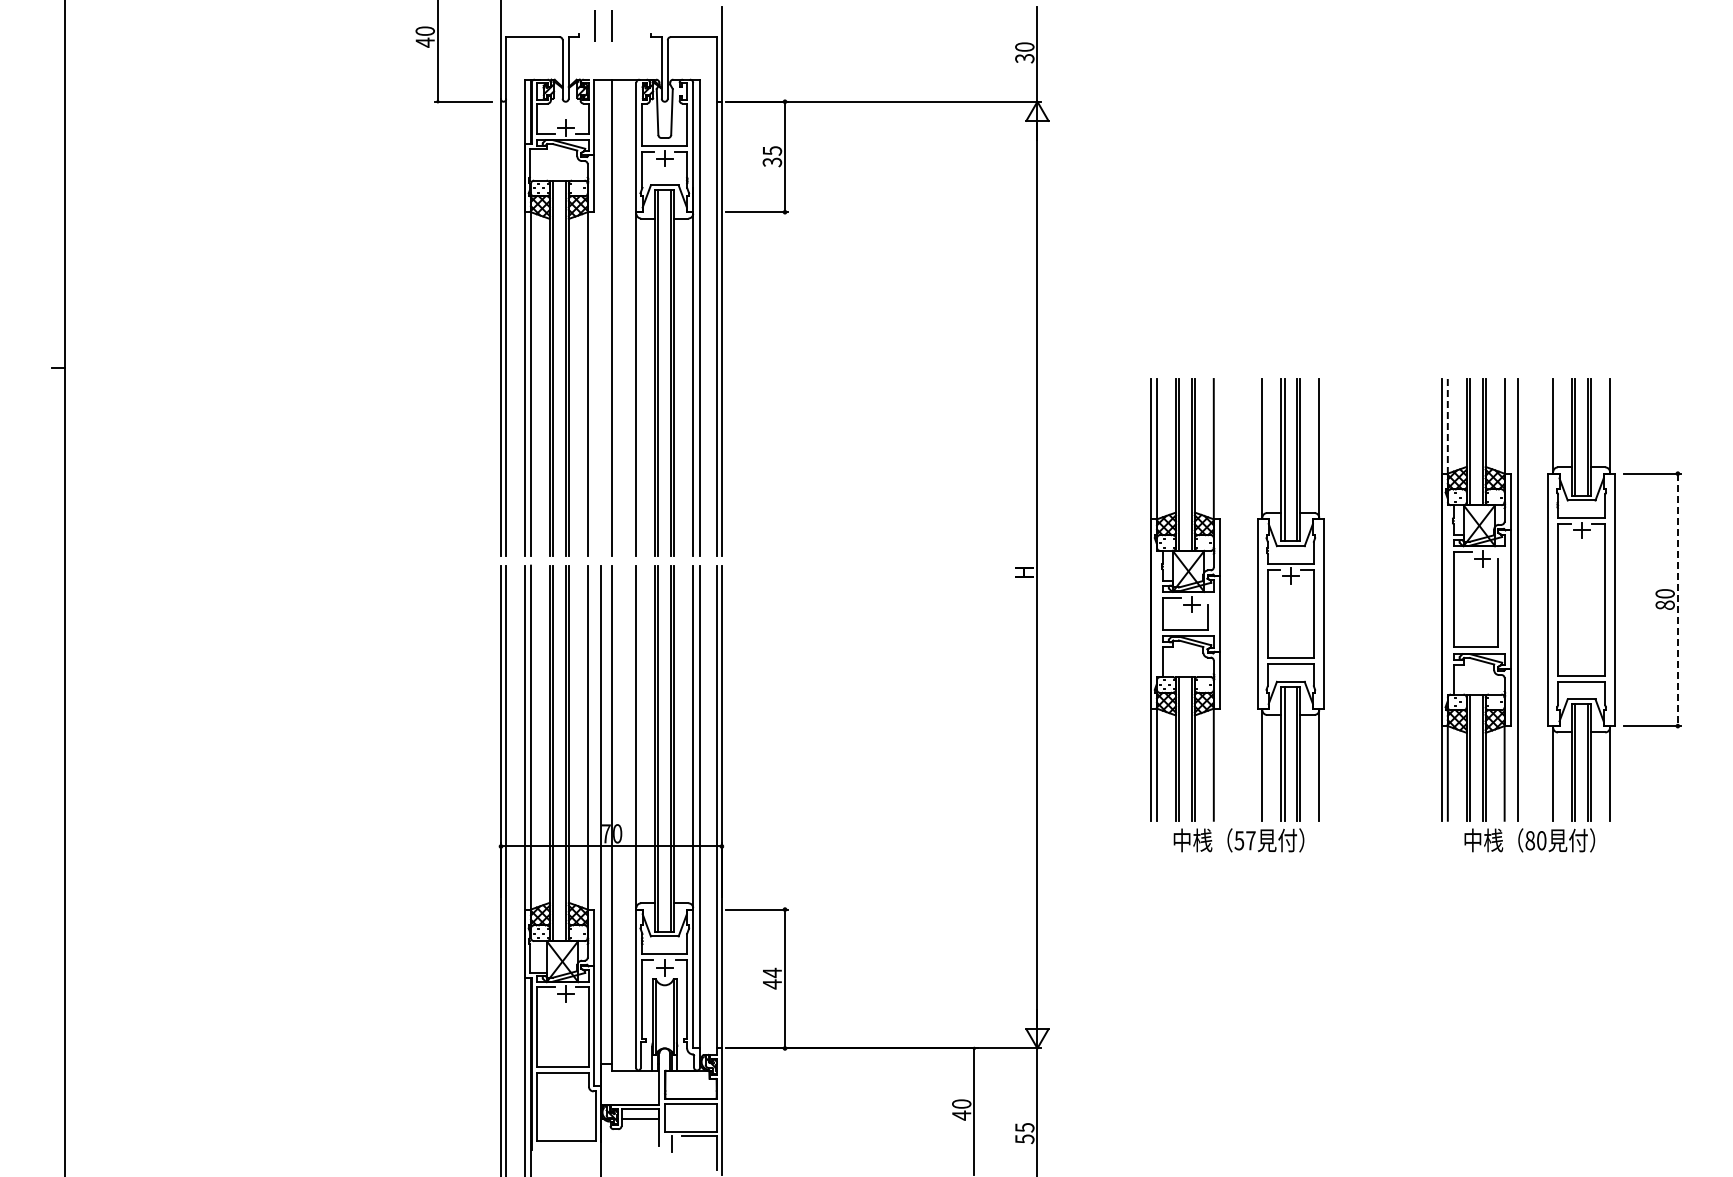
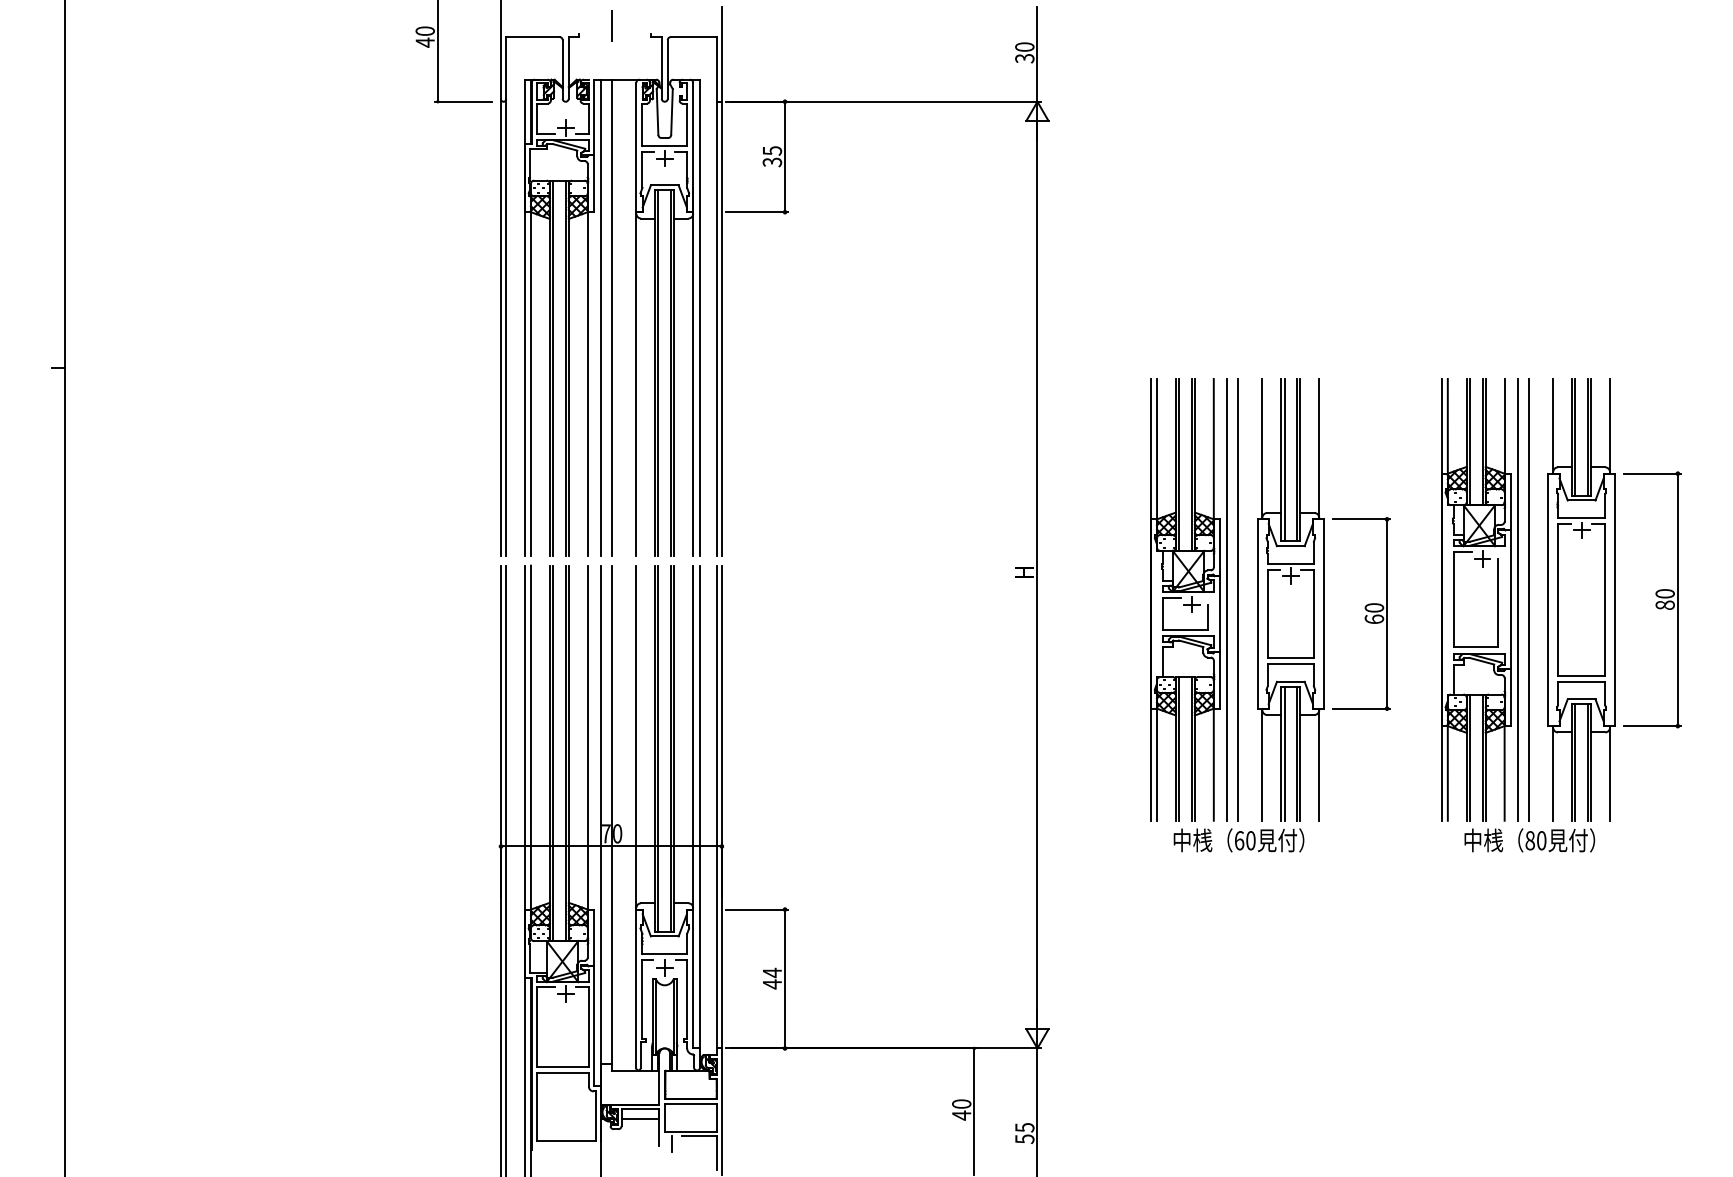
line: present -> none (594, 25)
line: none -> present (601, 317)
line: dashed -> solid (1447, 427)
line: none -> present (1227, 599)
line: none -> present (1238, 599)
line: none -> present (1528, 599)
line: dashed -> solid (1677, 600)
part: none -> present (1361, 613)
text: 57 -> 60 (1244, 840)
